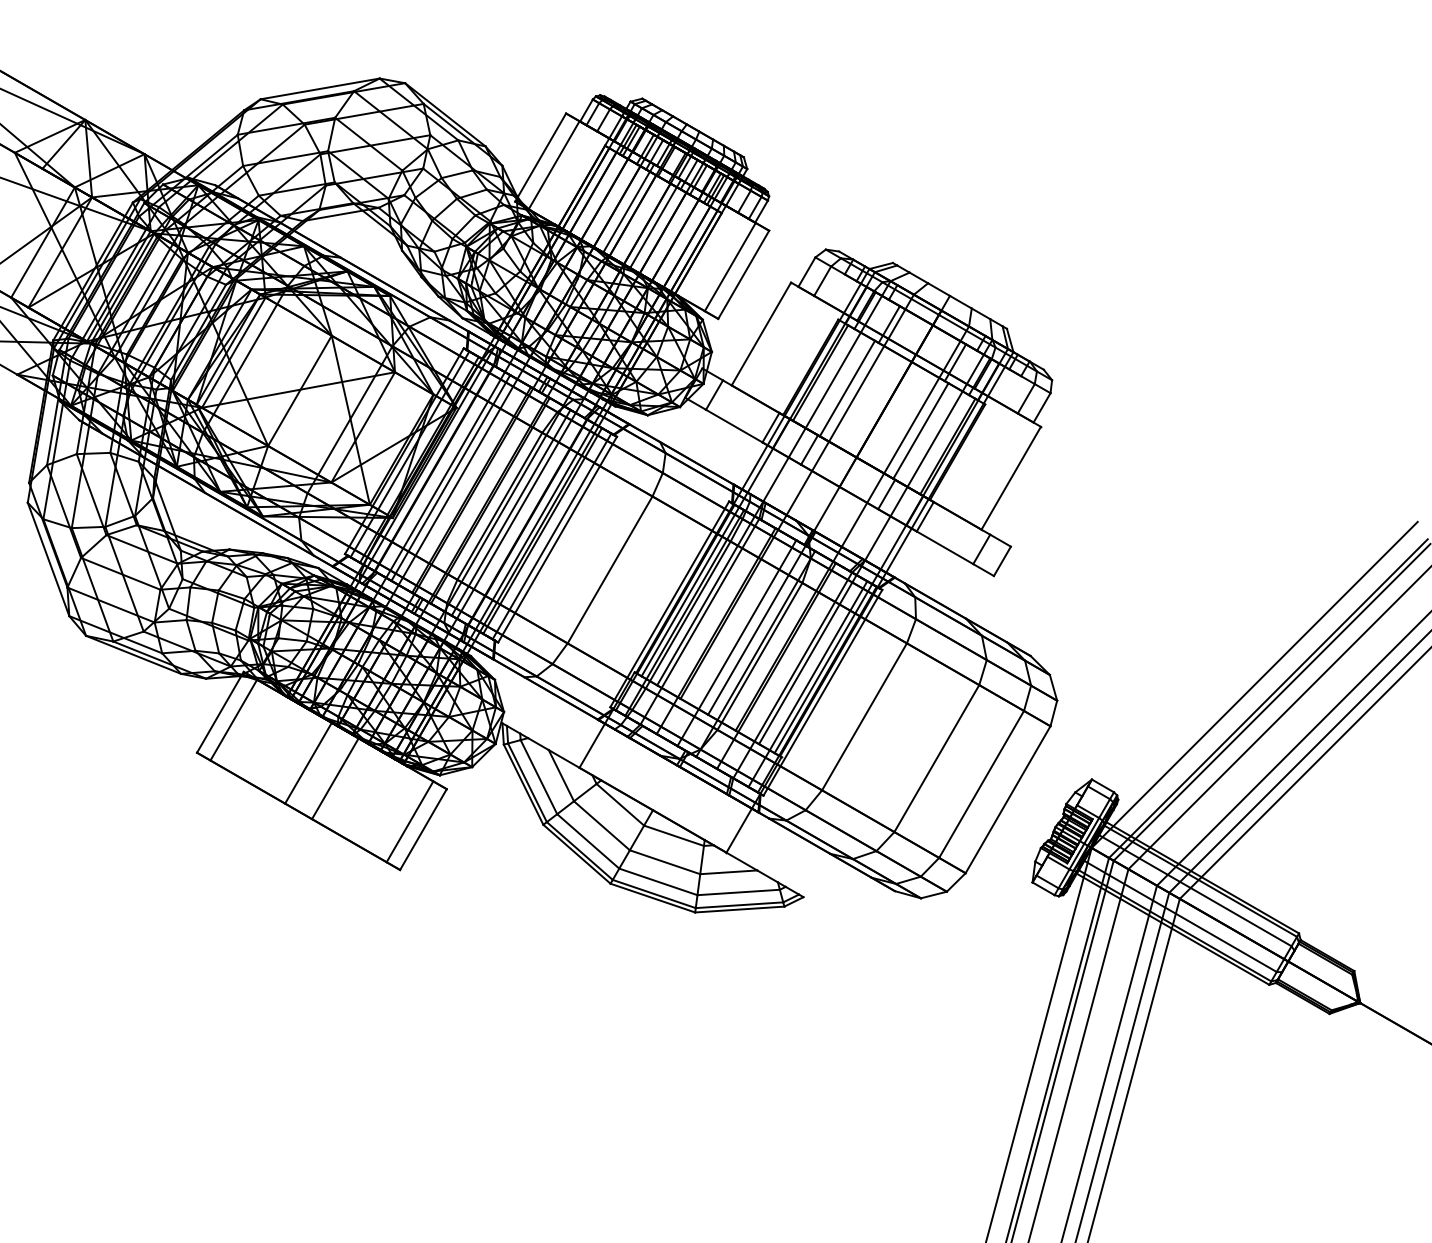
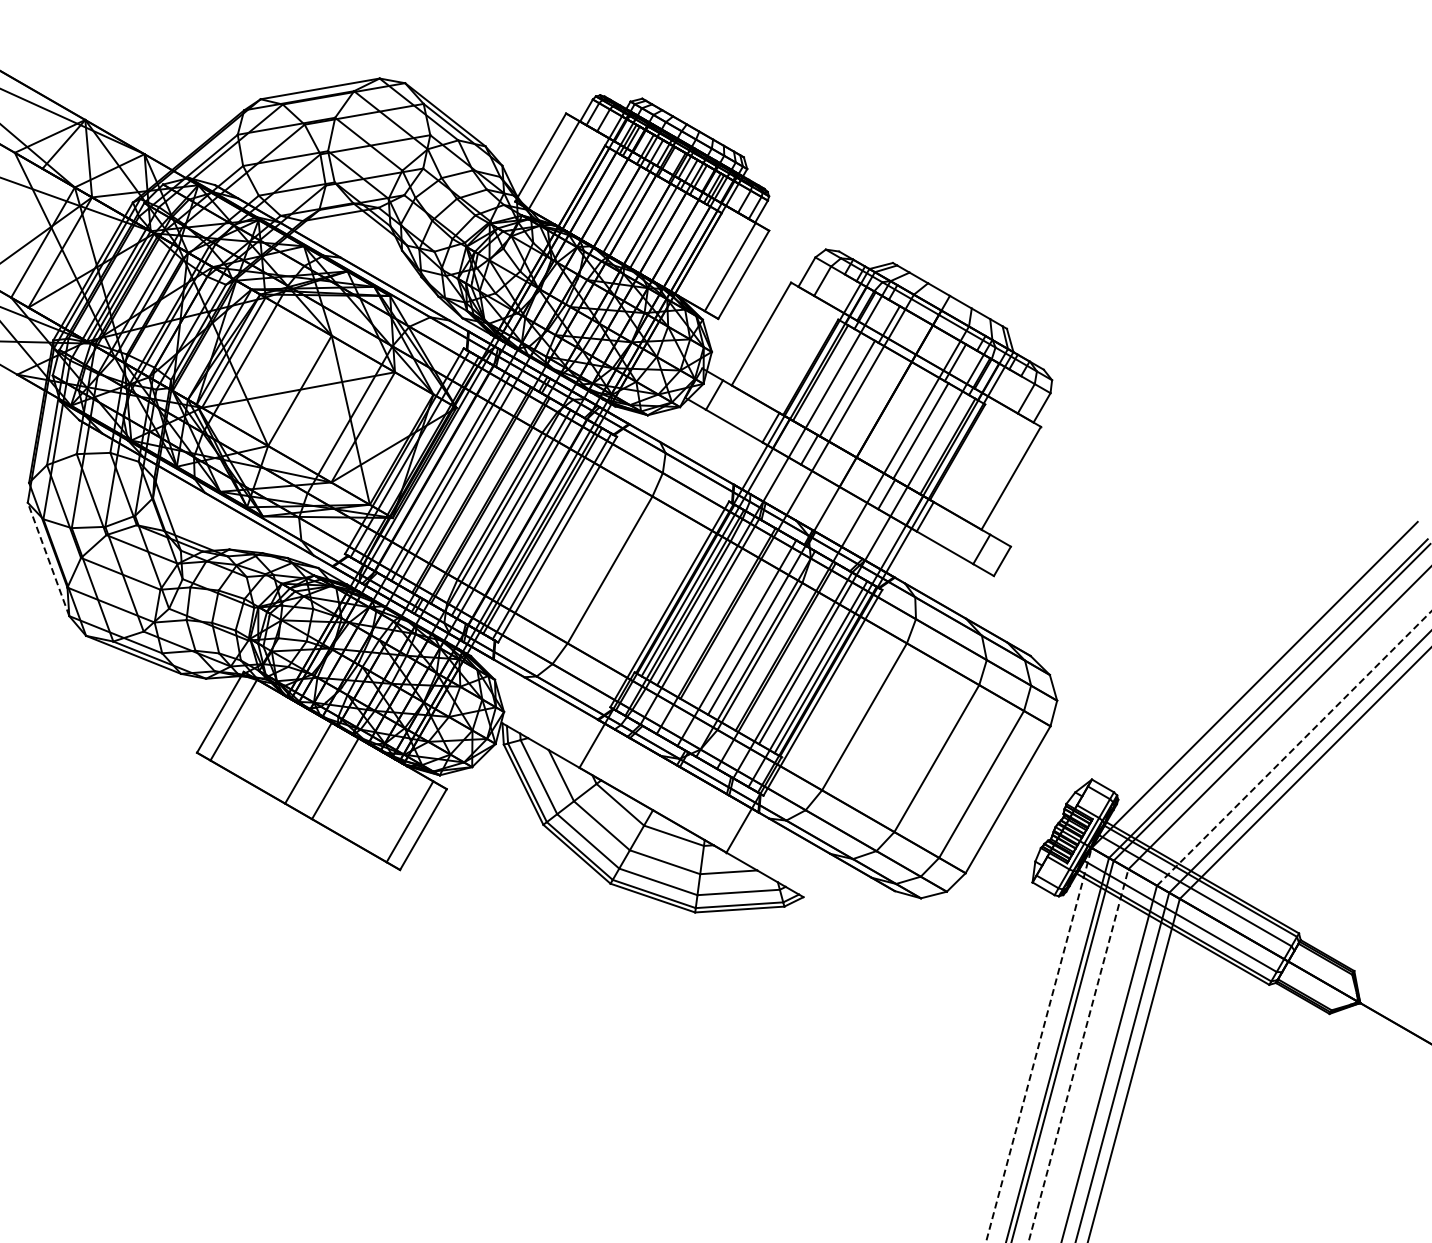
line: solid -> dashed (48, 558)
line: solid -> dashed (1294, 748)
line: solid -> dashed (1038, 1044)
line: solid -> dashed (1078, 1055)
